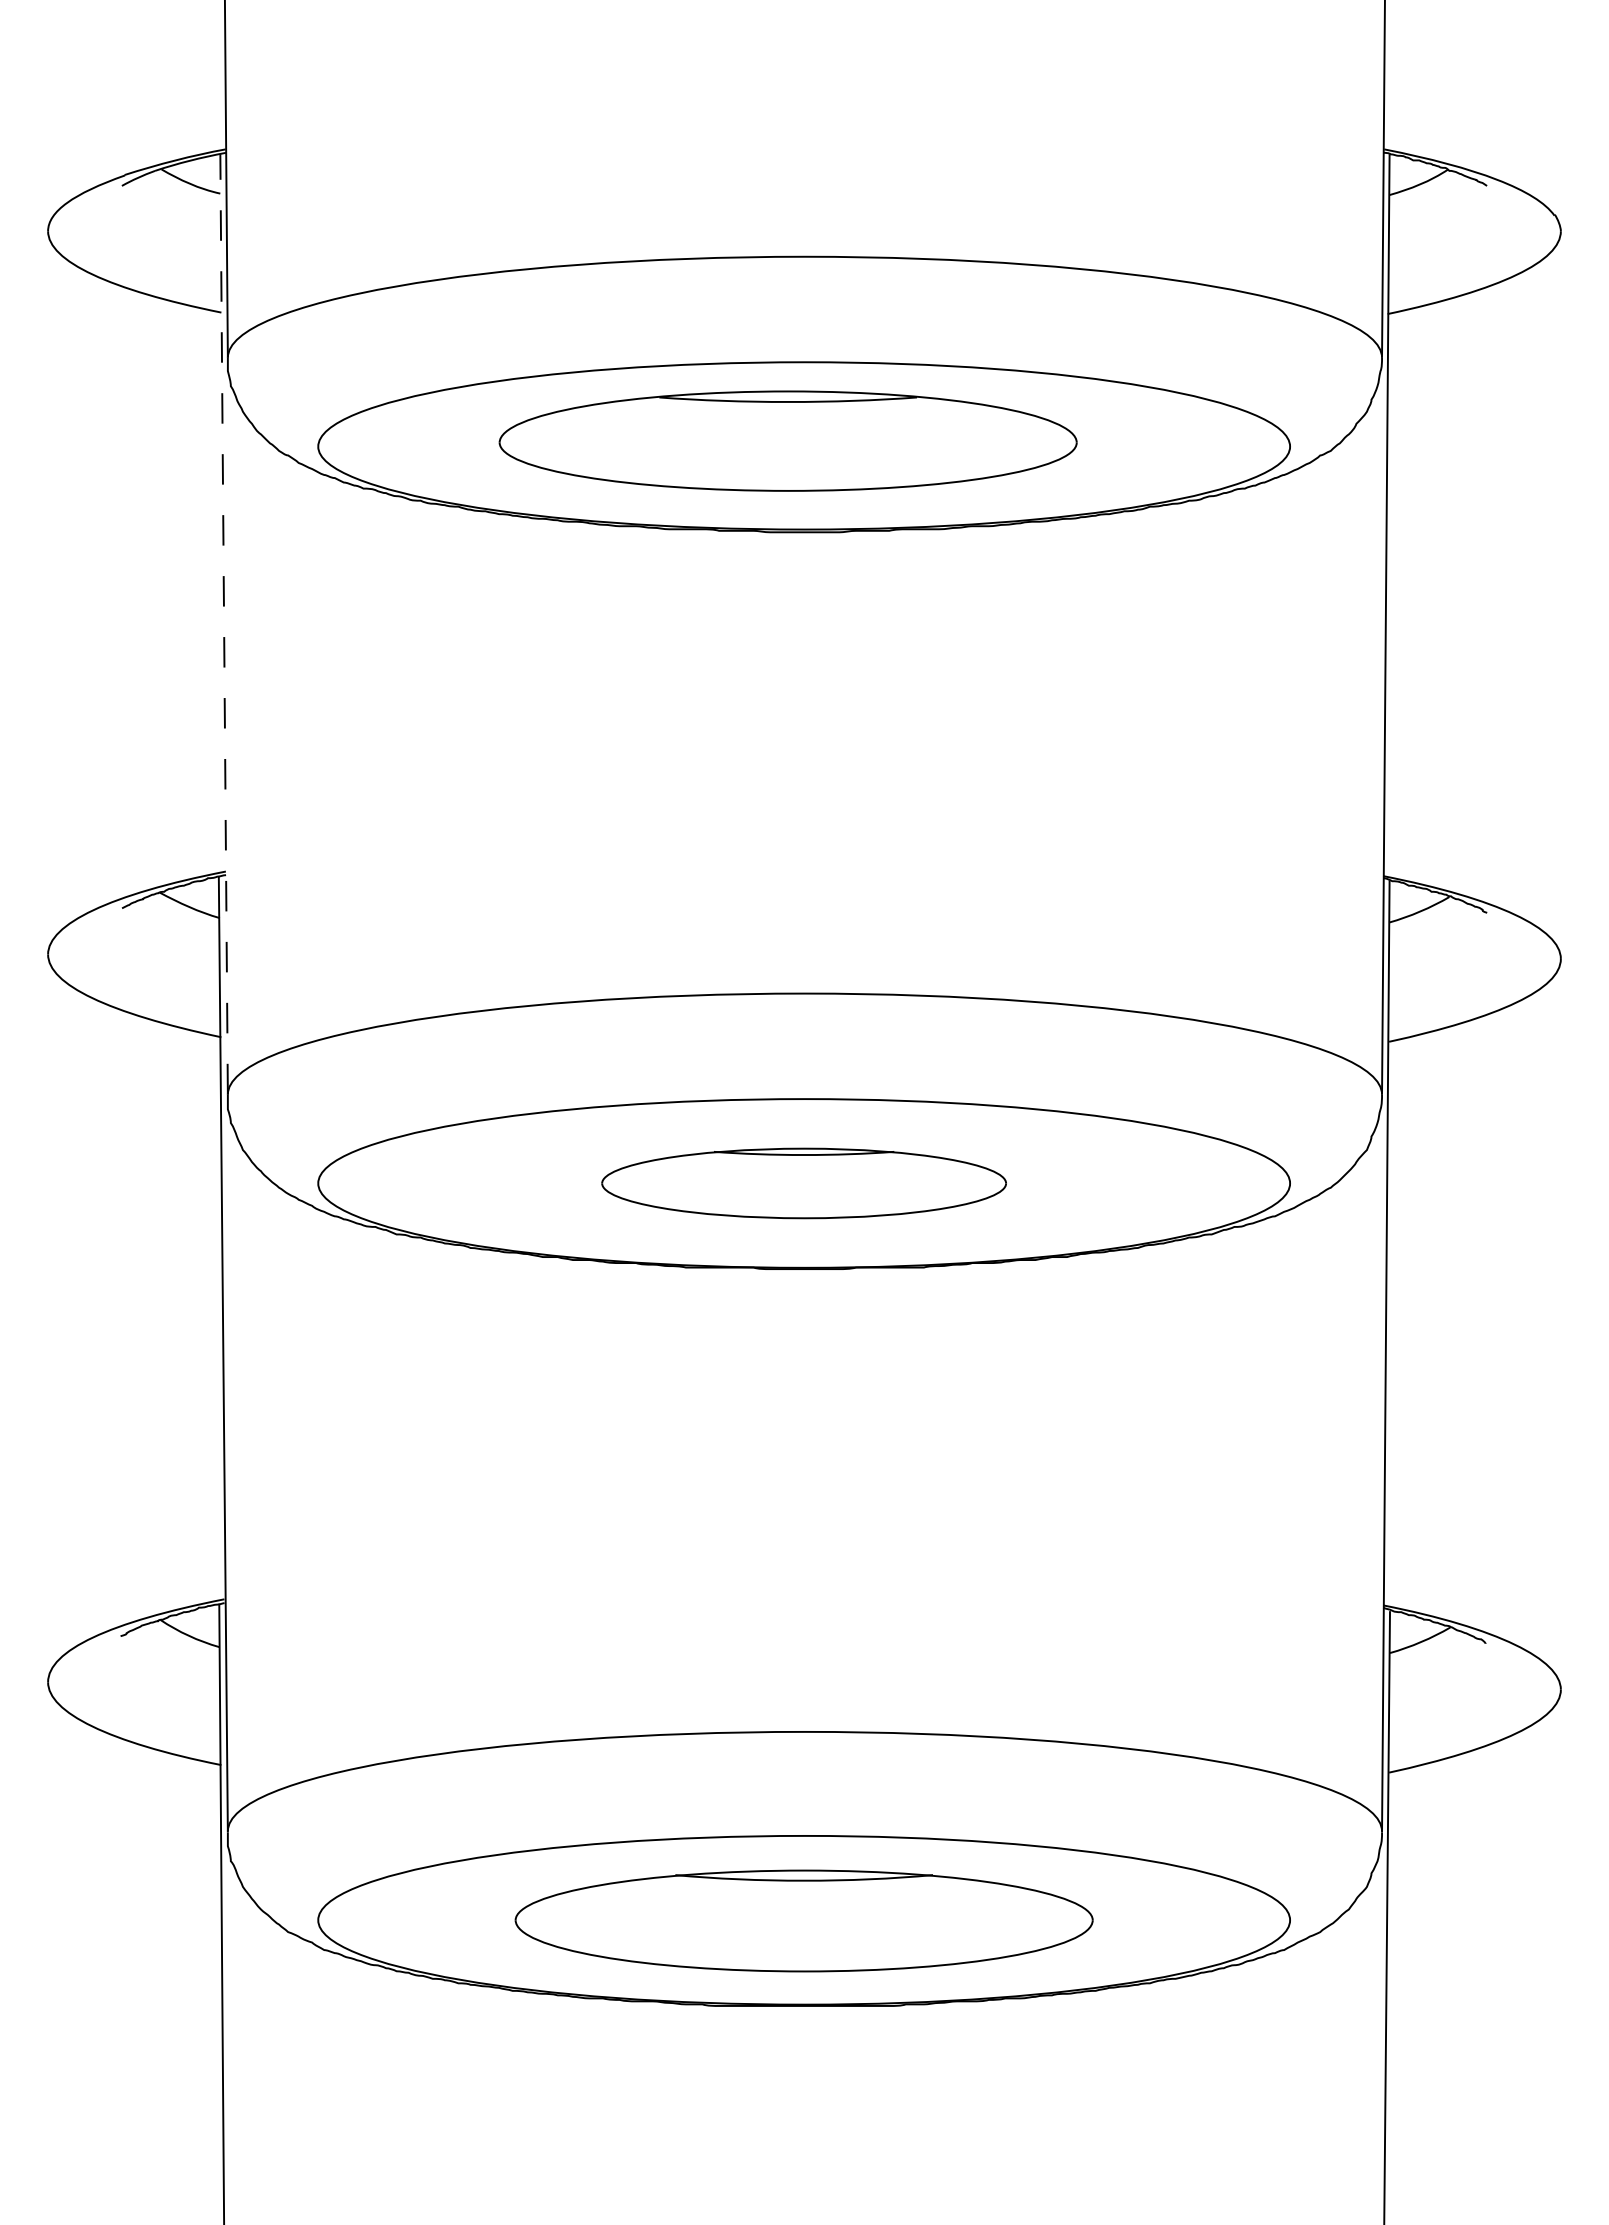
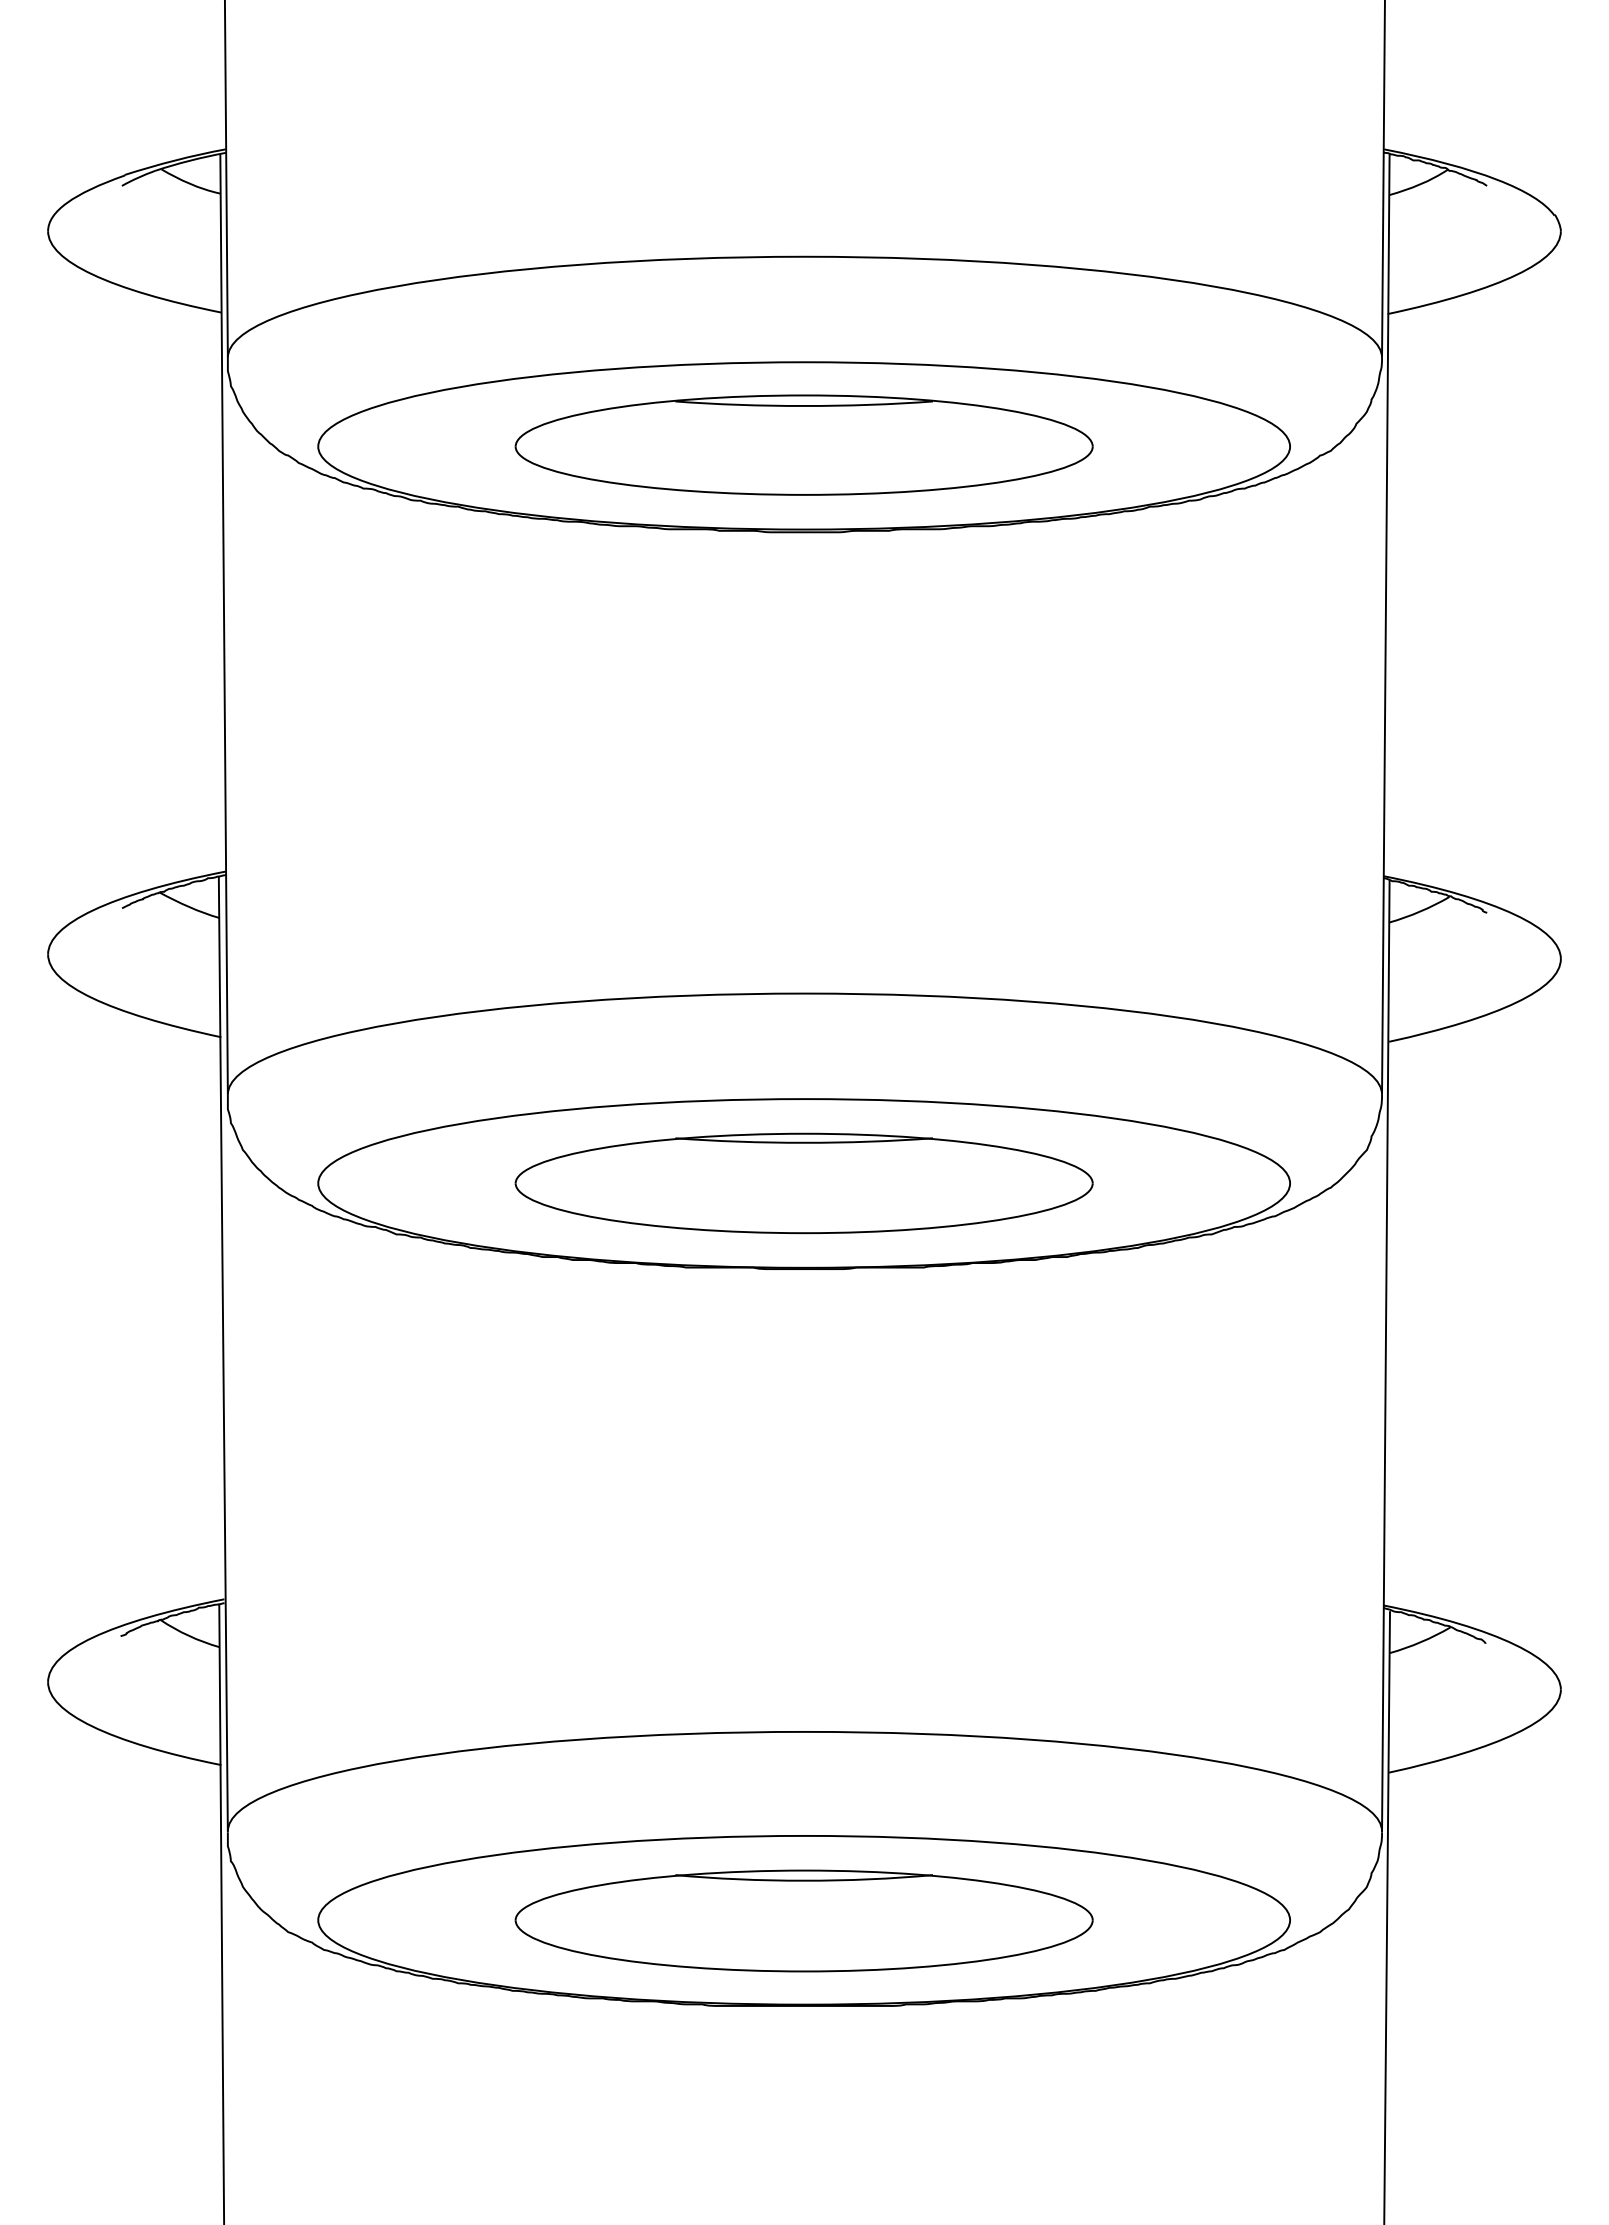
part position: (787, 440) -> (803, 444) (803, 444)
line: dashed -> solid (224, 623)
part size: 406x73 px -> 580x103 px (803, 1183)
